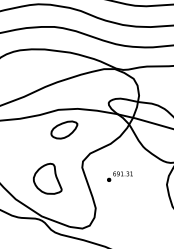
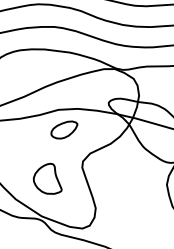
part: present -> none (119, 176)
